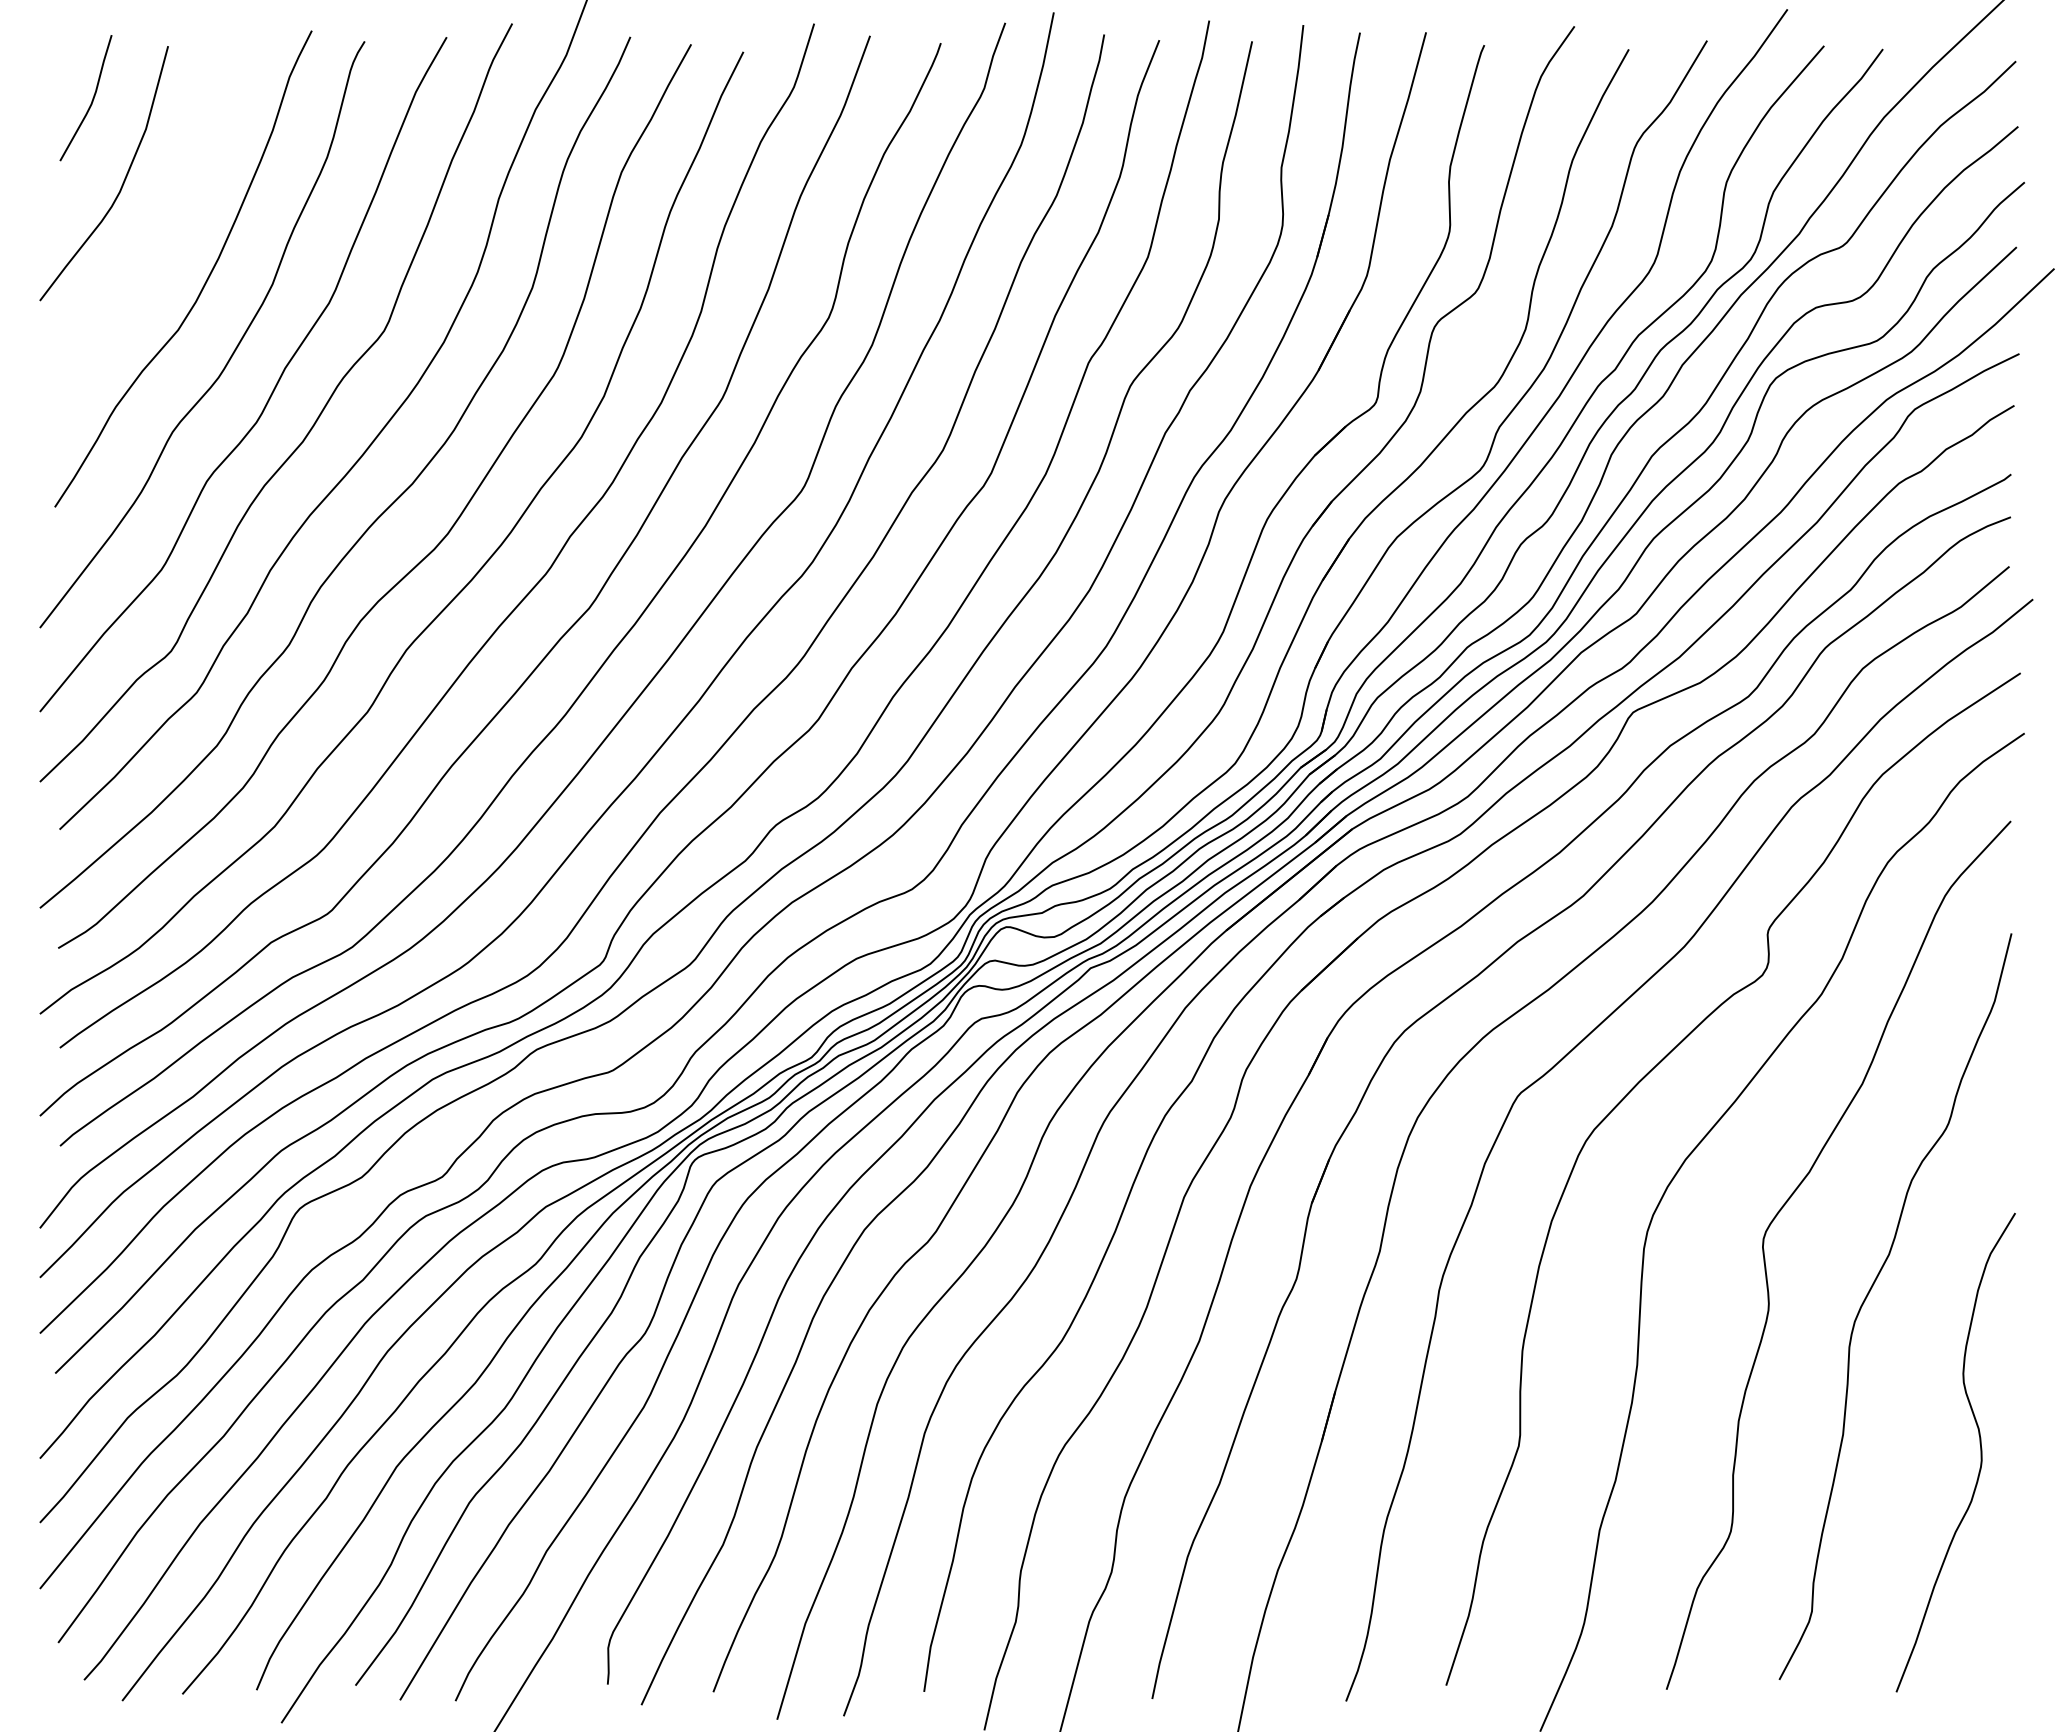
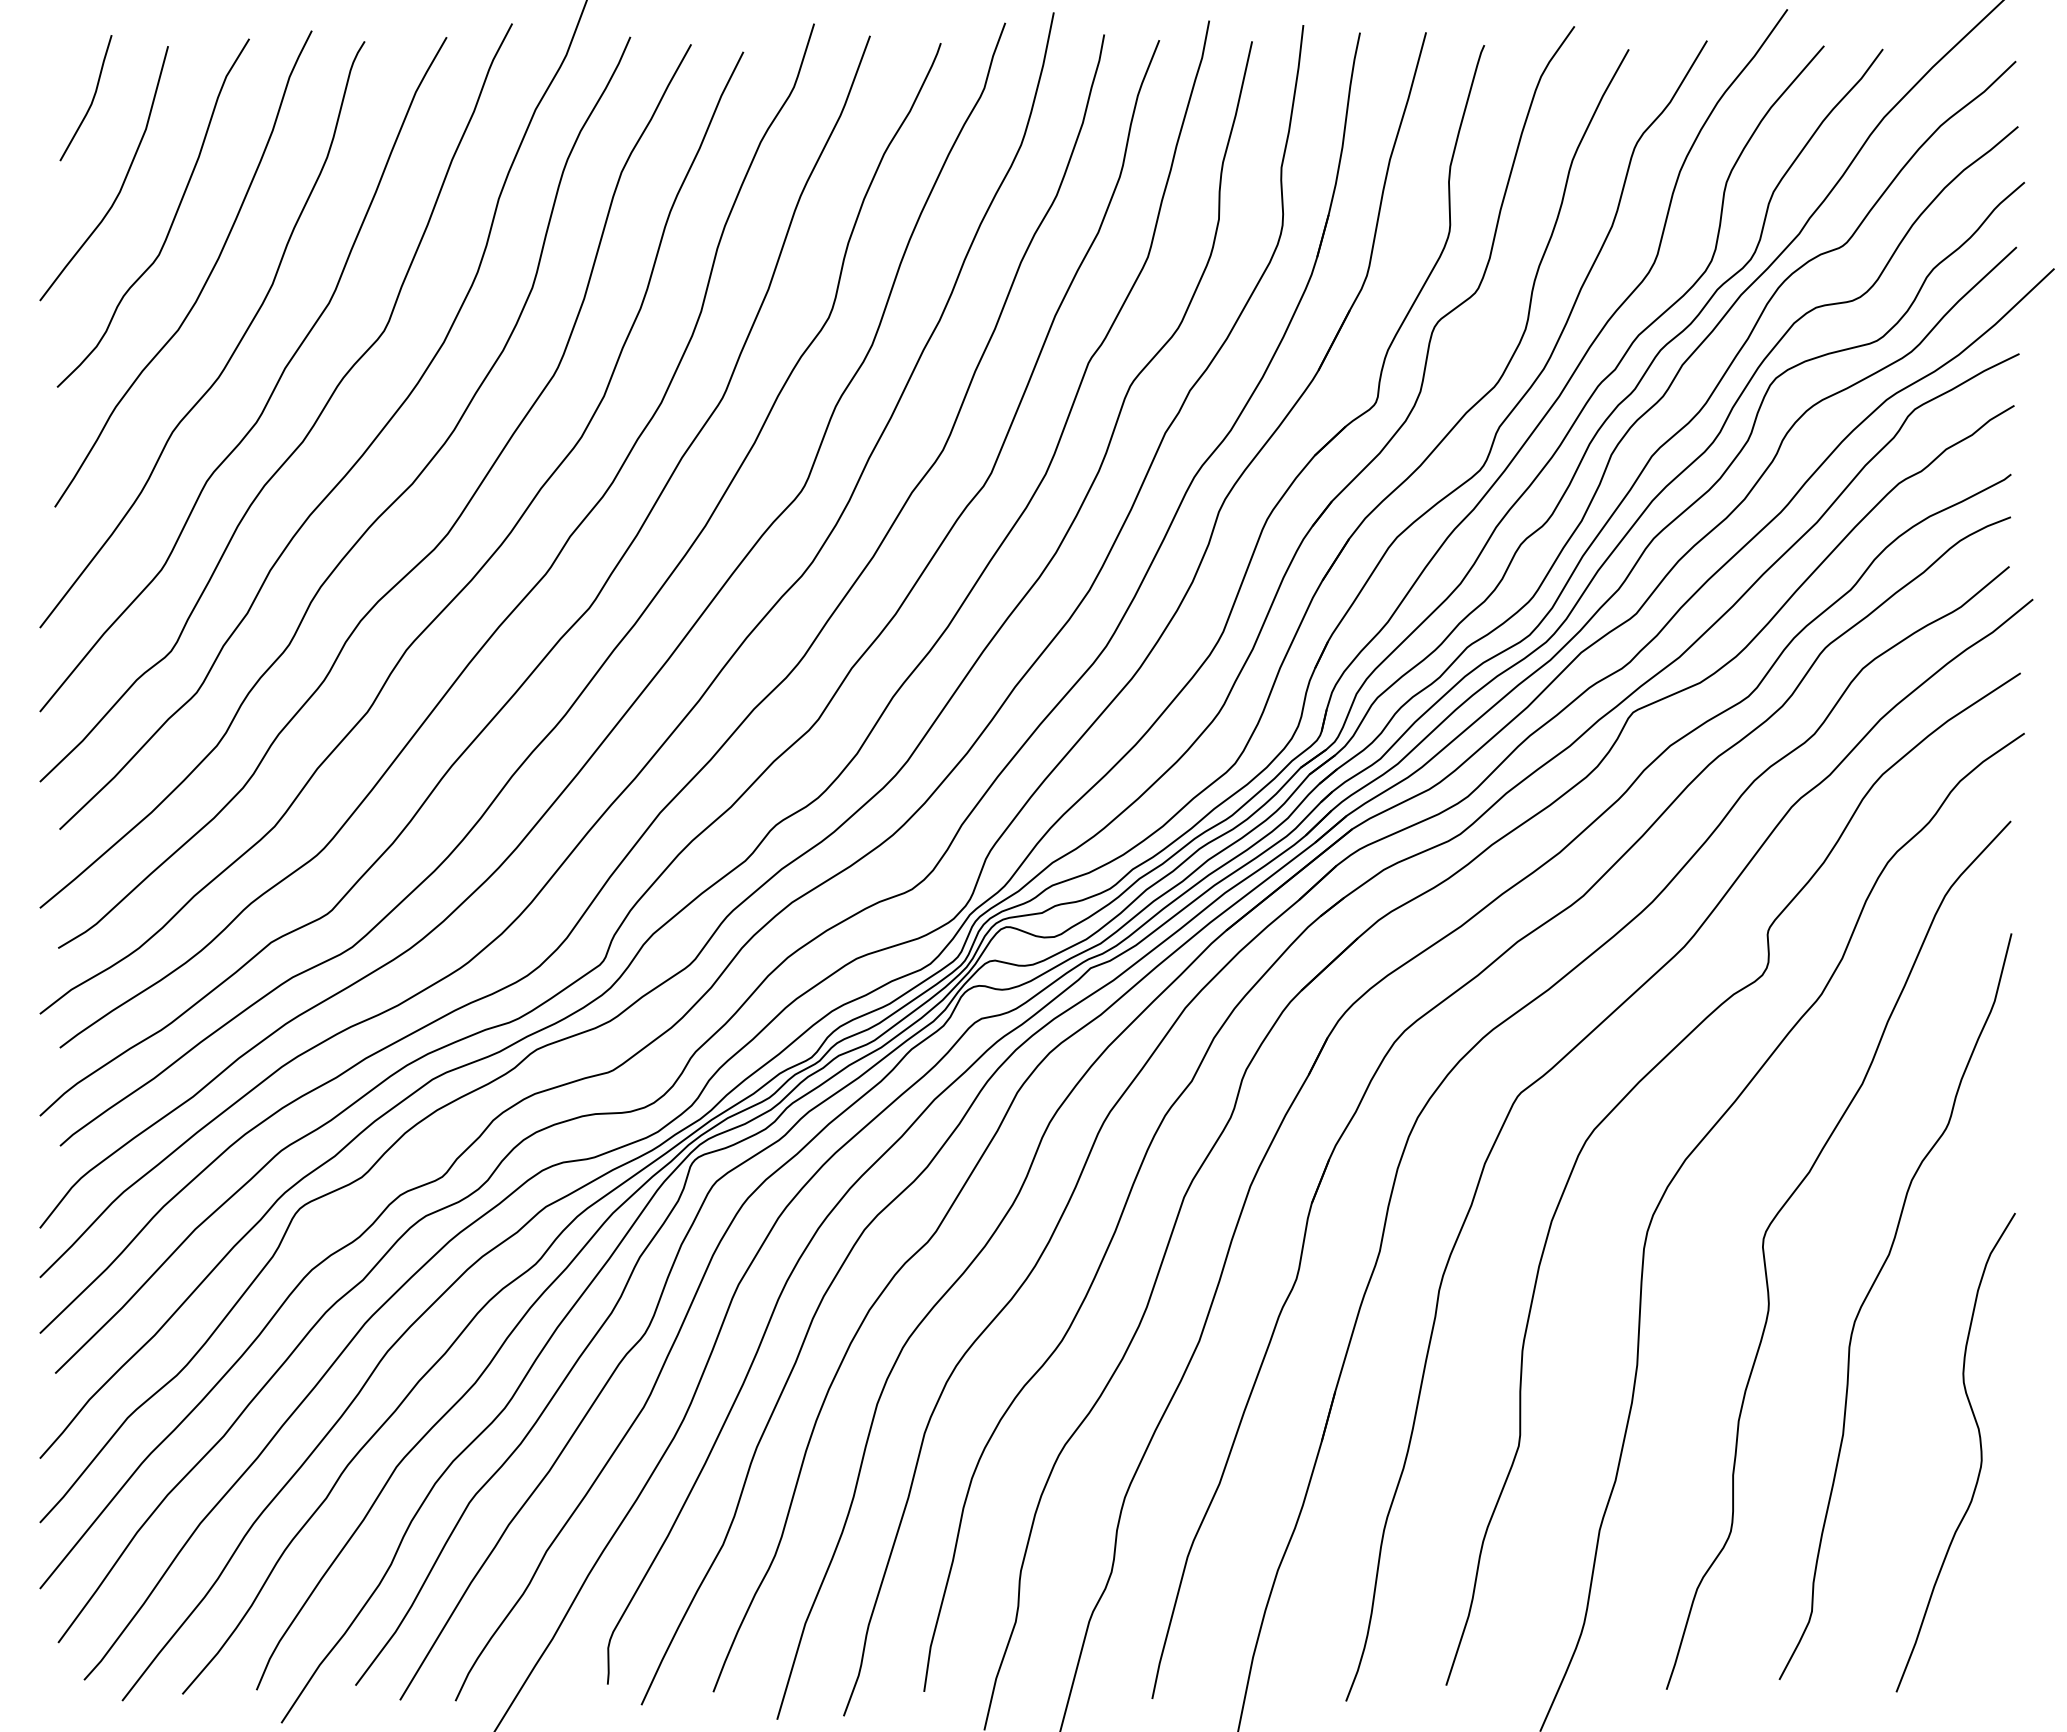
curve: none -> present (171, 222)
